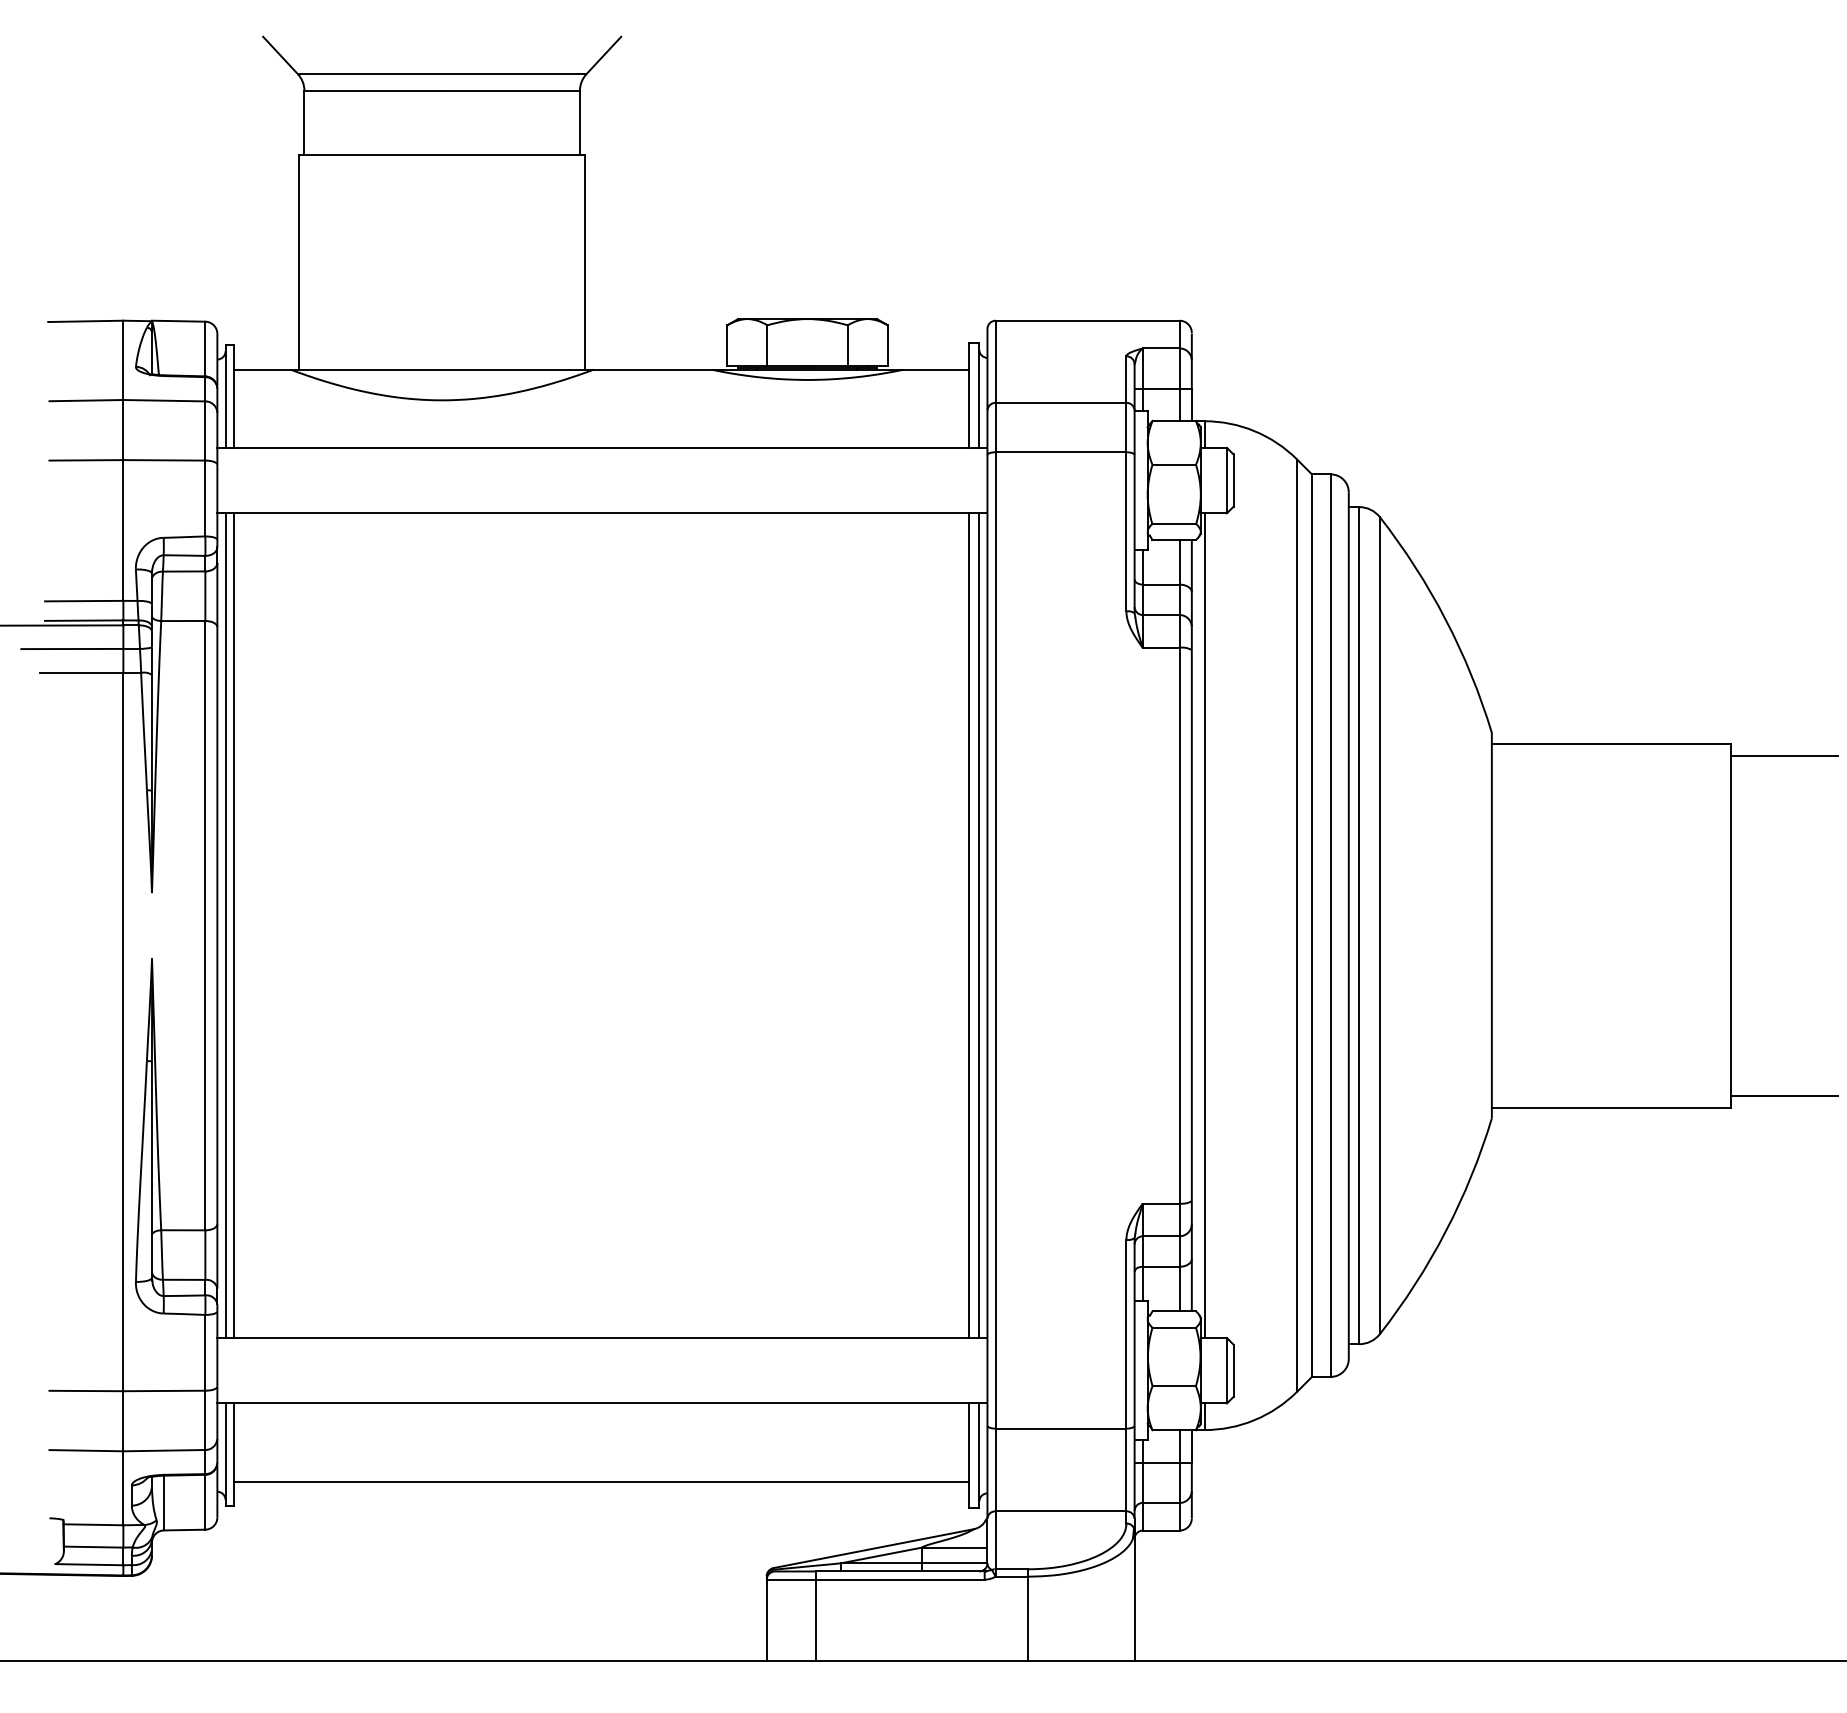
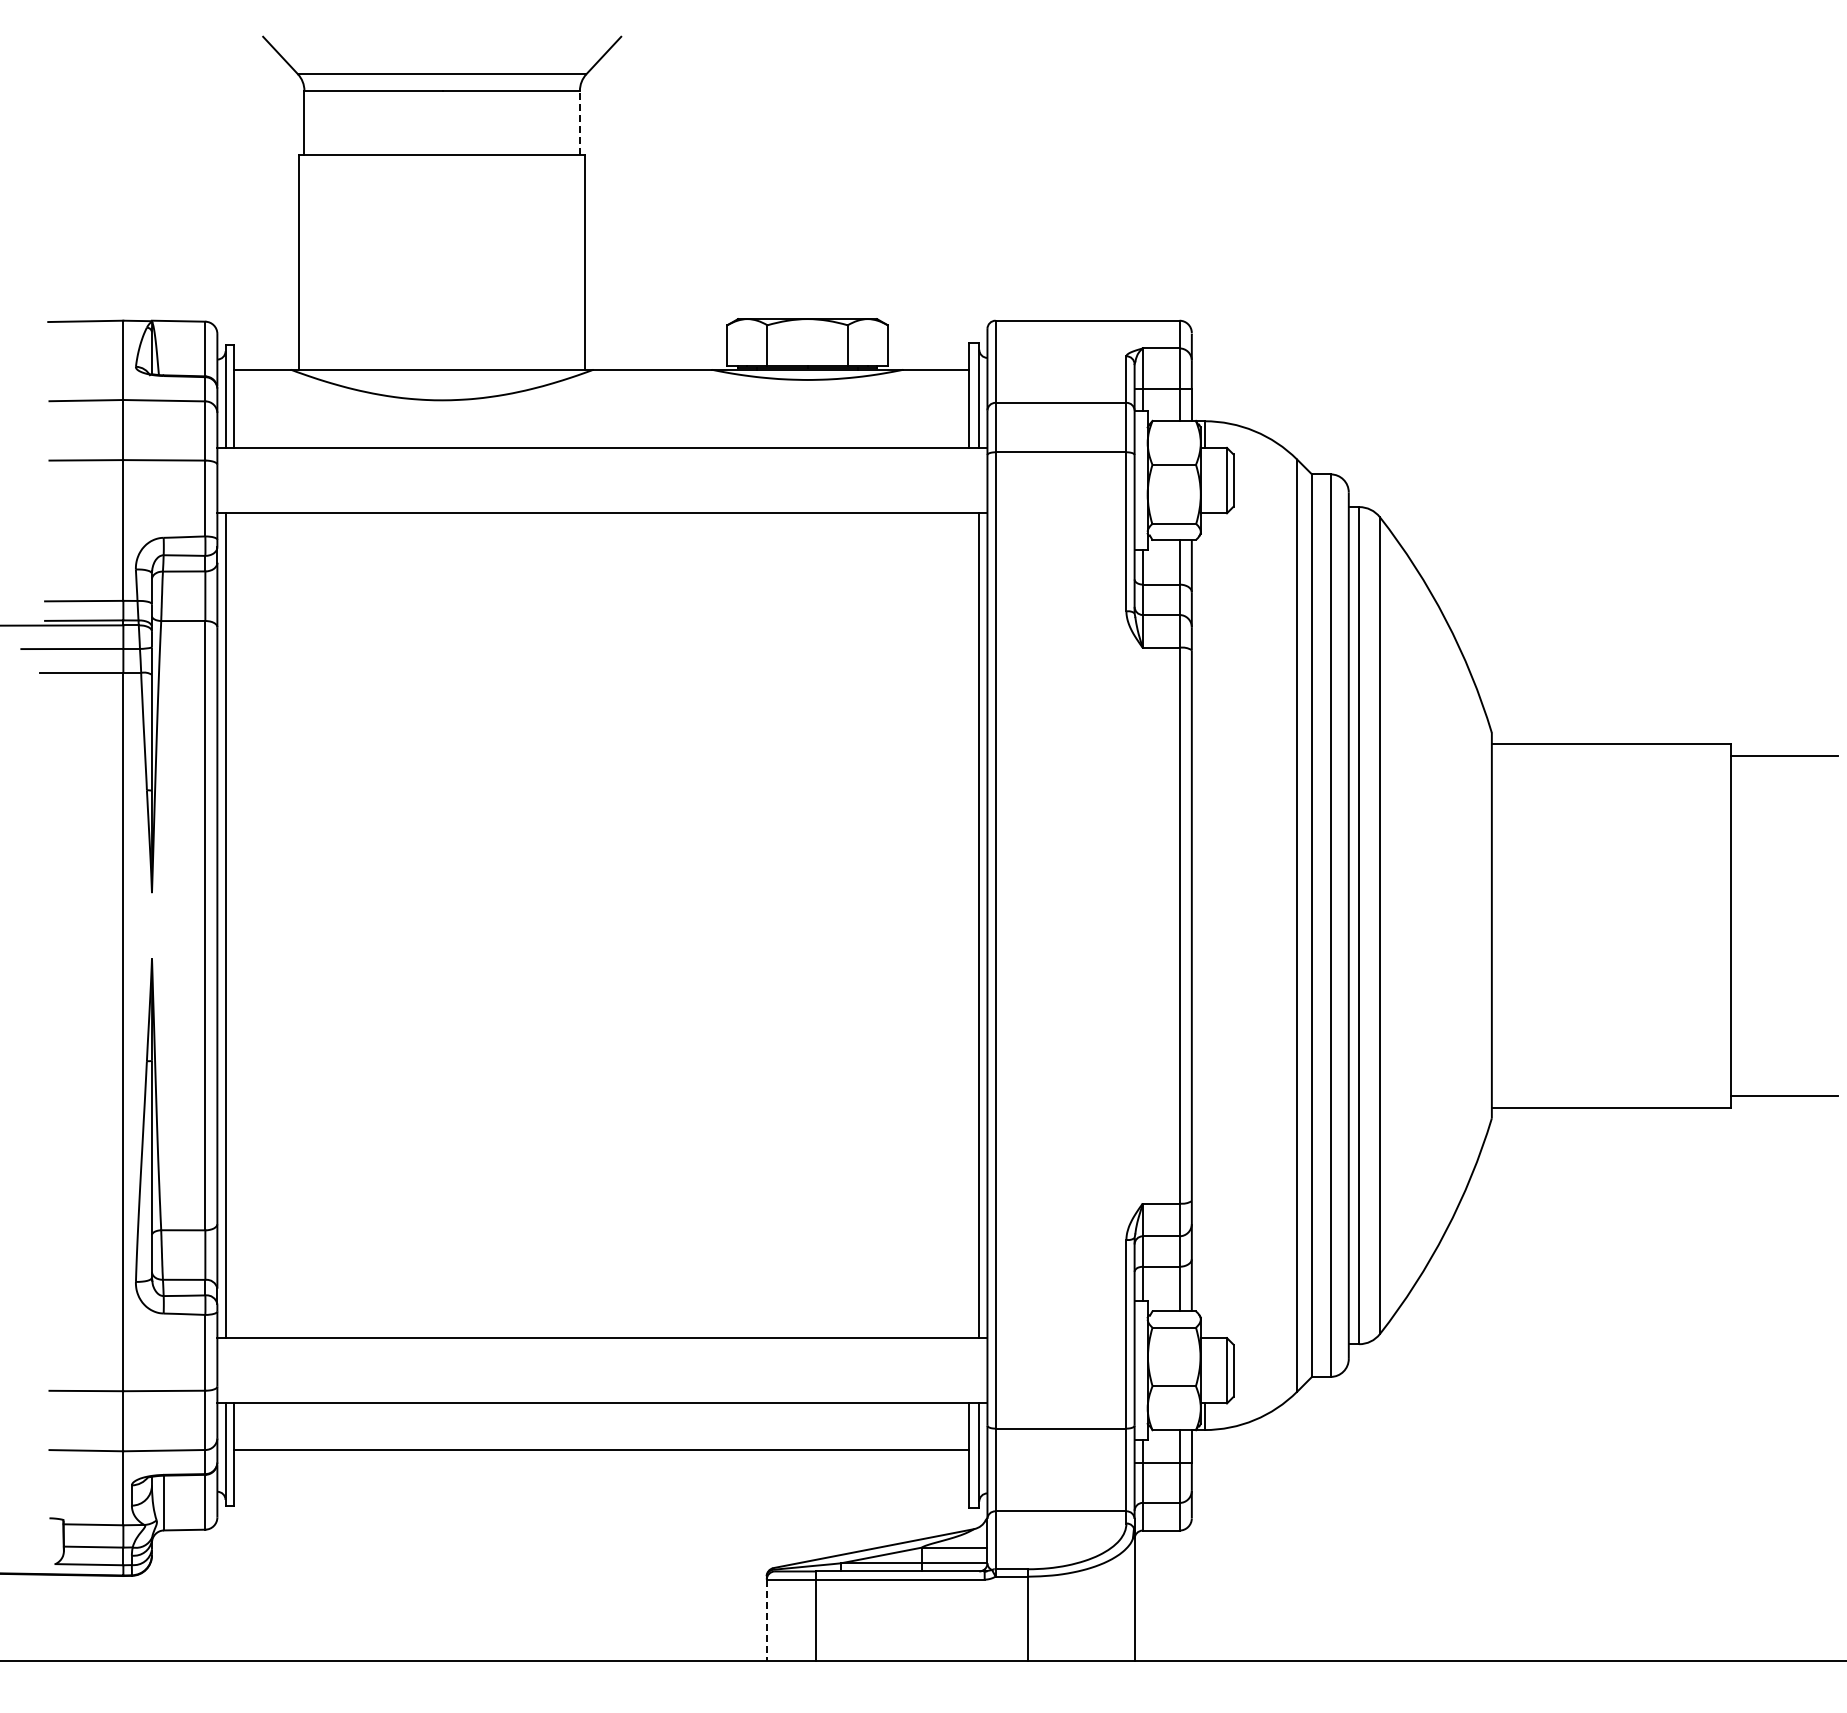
line: solid -> dashed (579, 122)
line: present -> none (233, 925)
line: present -> none (969, 925)
line: present -> none (1204, 925)
line position: (601, 1481) -> (601, 1449) (601, 1449)
line: solid -> dashed (766, 1620)
